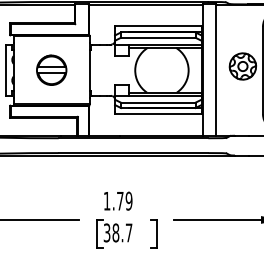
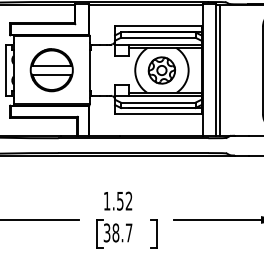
part position: (242, 66) -> (161, 70) (161, 70)
part size: 32x32 px -> 45x45 px (51, 70)
line: none -> present (219, 69)
text: 1.79 -> 1.52 (124, 200)
